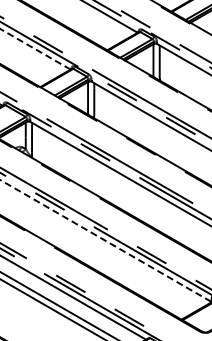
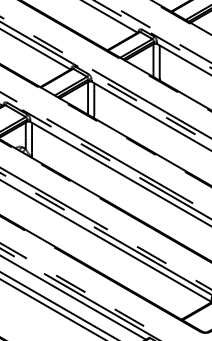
line: dashed -> solid (35, 49)
line: dashed -> solid (105, 240)
